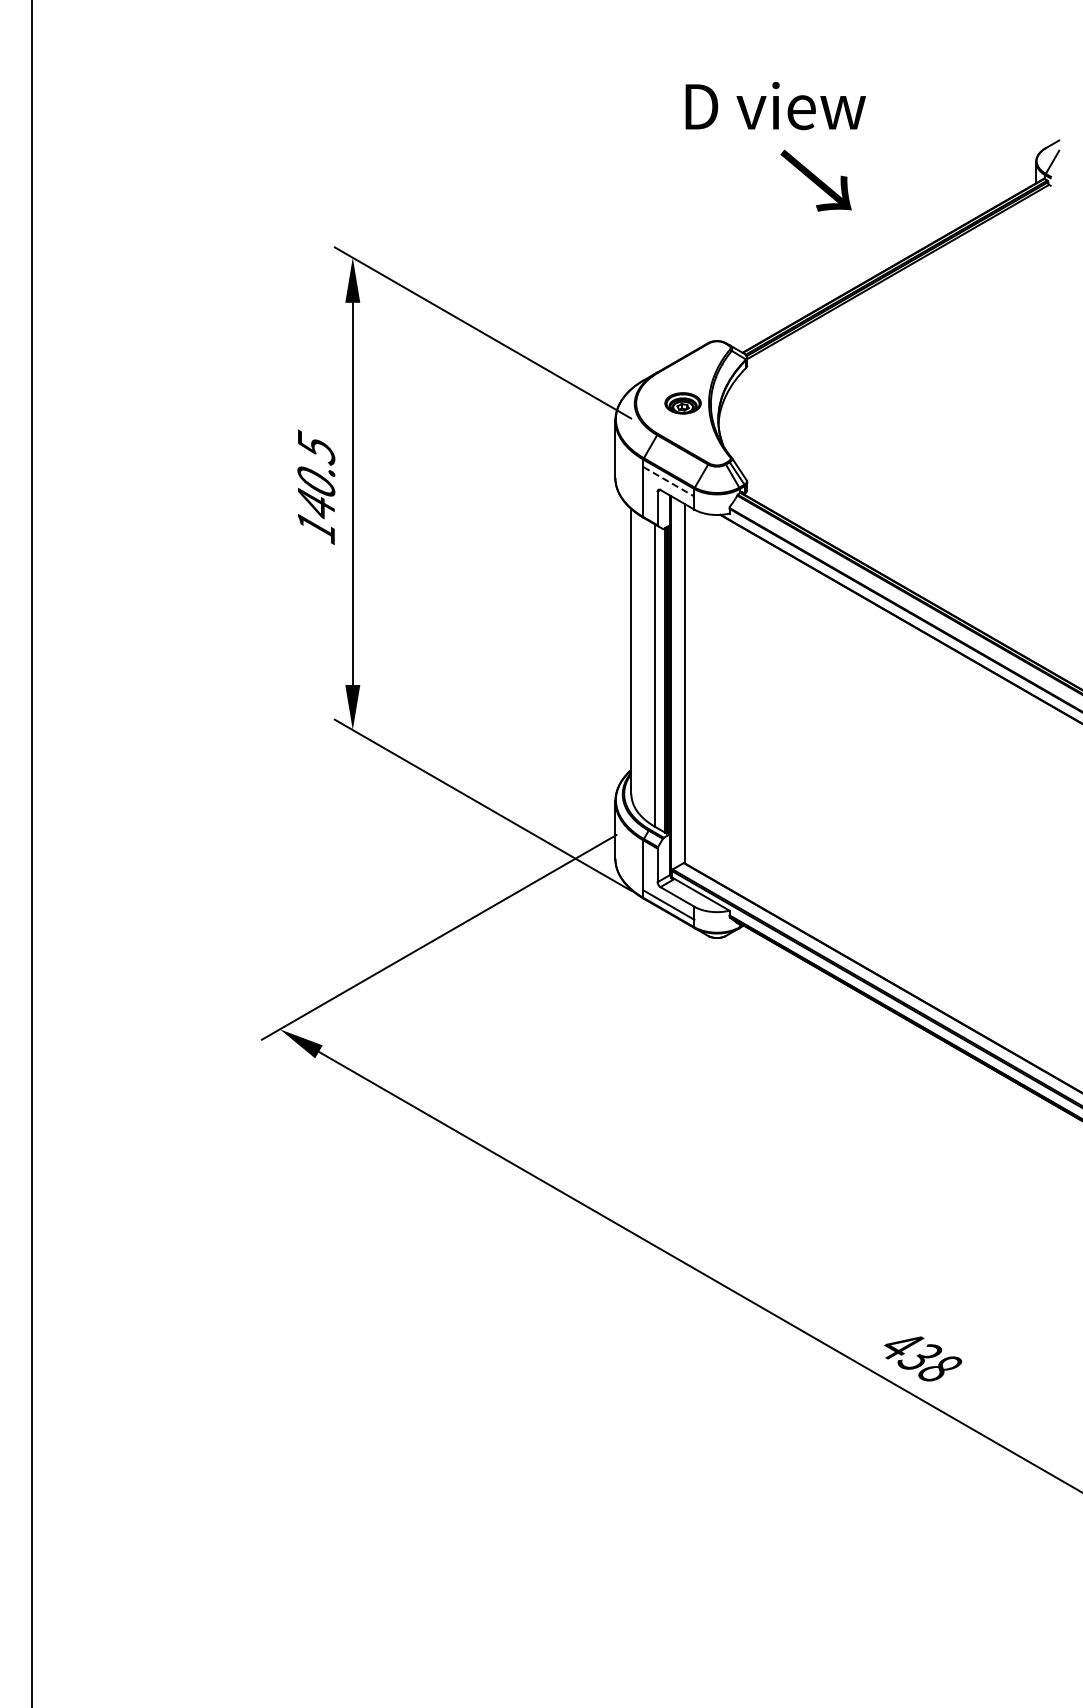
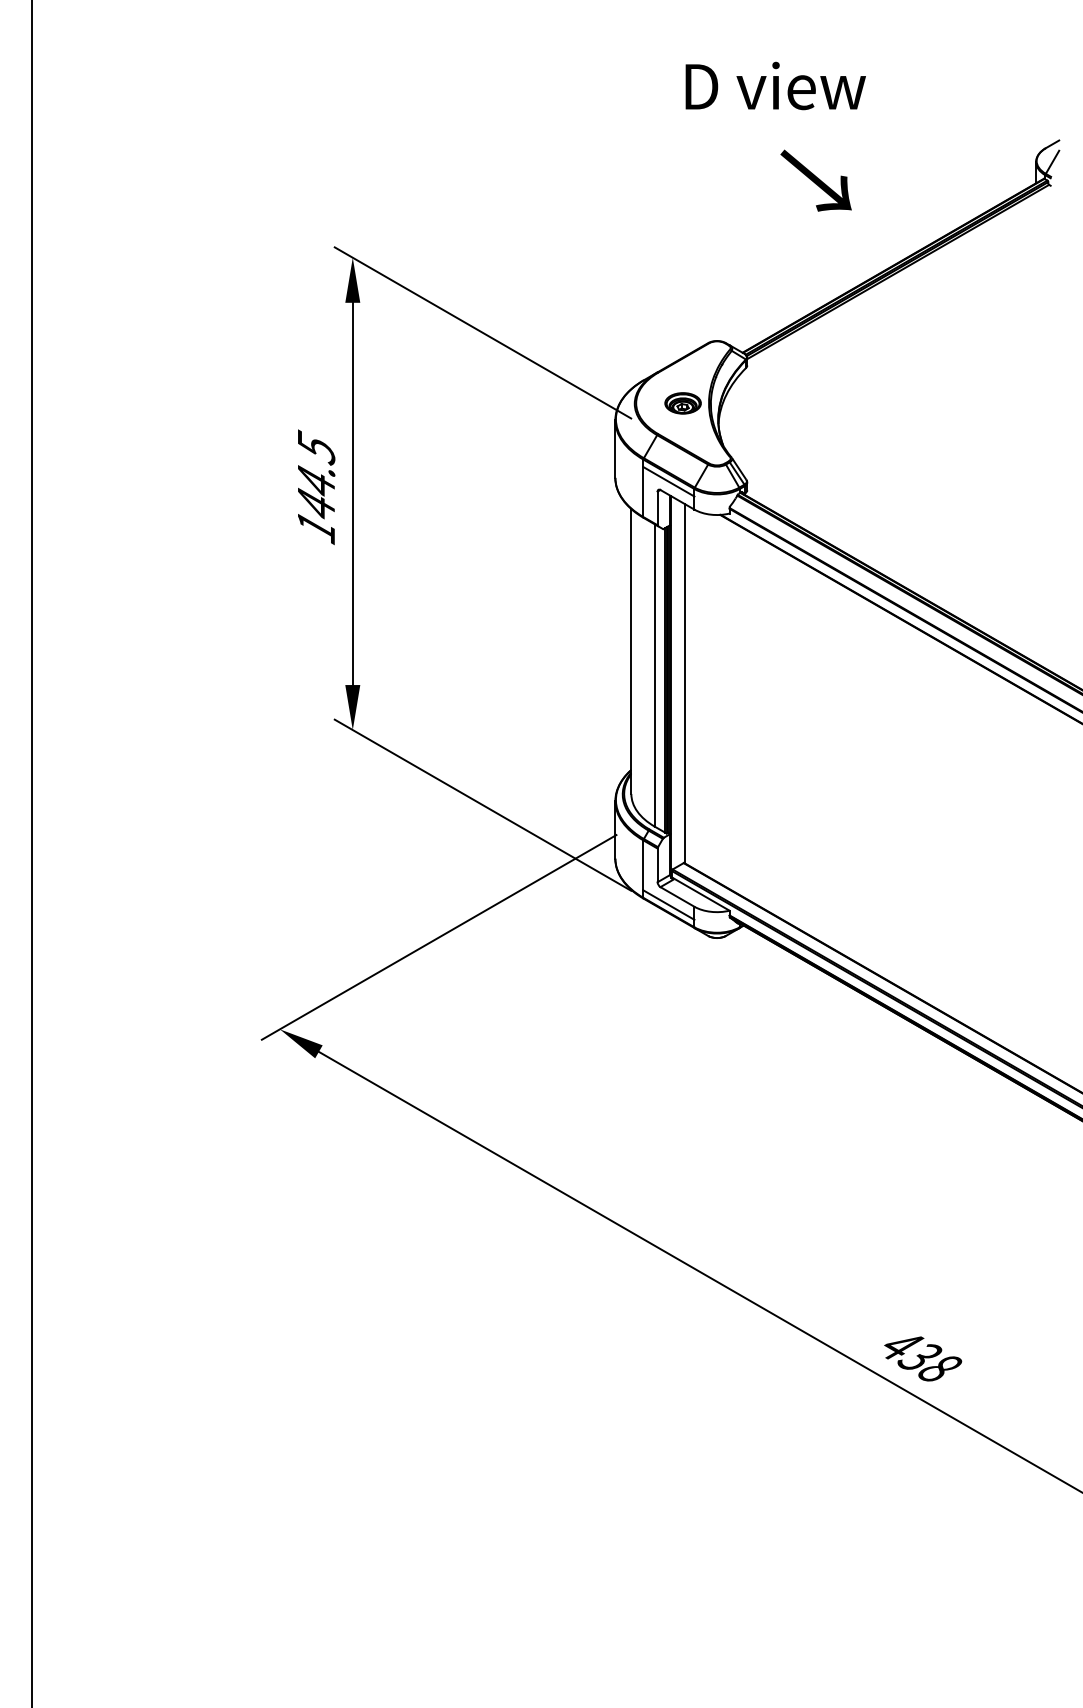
text position: (775, 105) -> (775, 85) (775, 85)
text: 140.5 -> 144.5 (316, 480)
line: dashed -> solid (669, 482)
